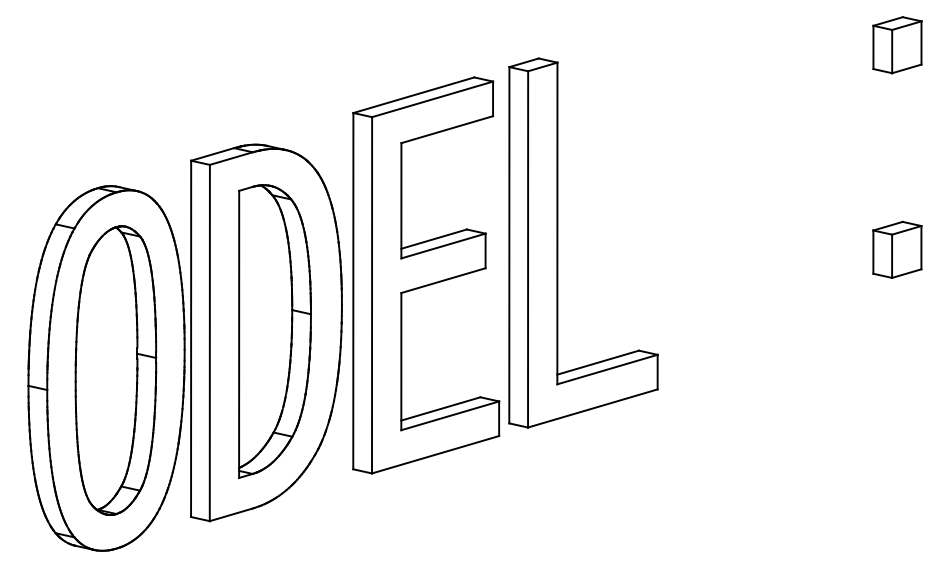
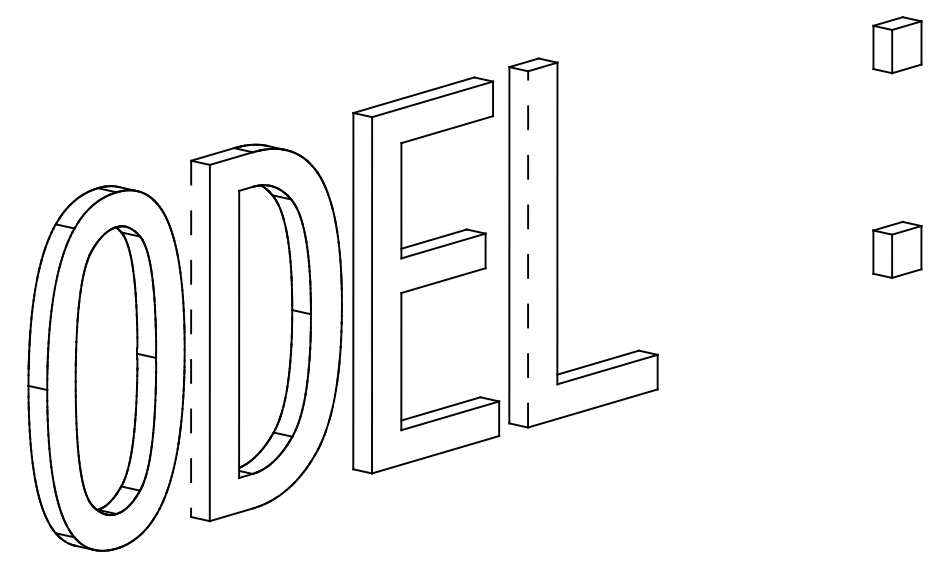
line: solid -> dashed (528, 248)
line: solid -> dashed (191, 339)
